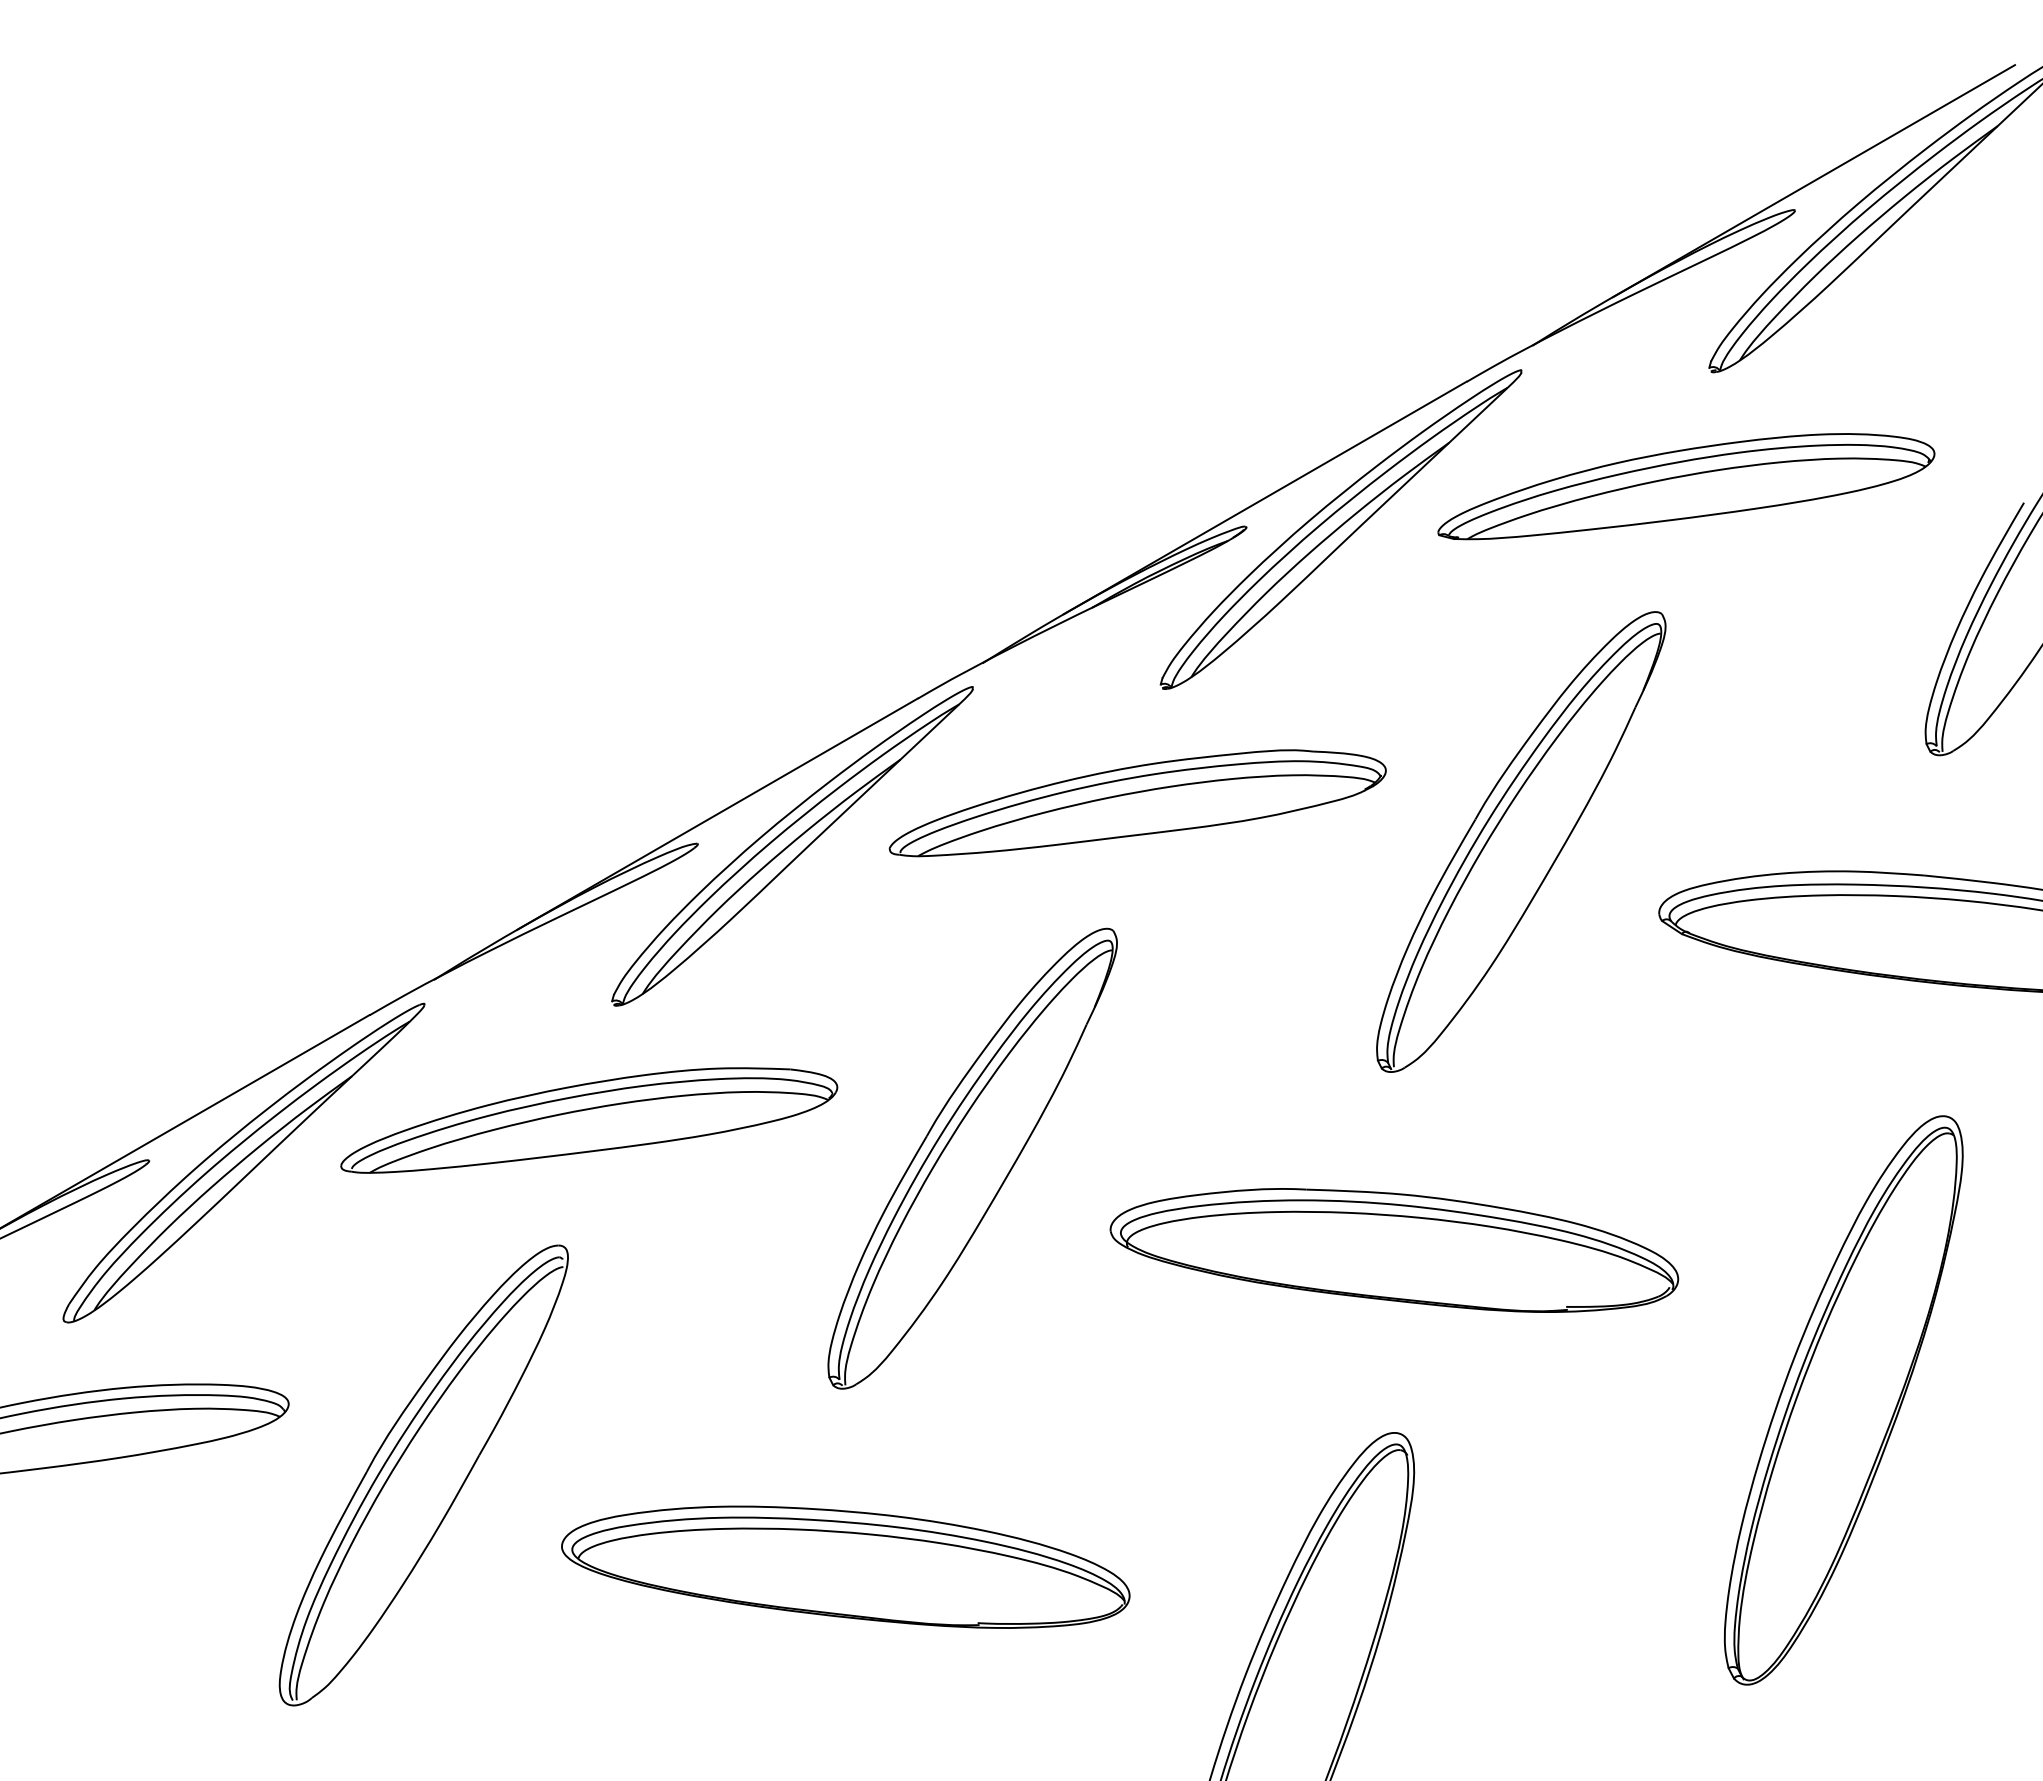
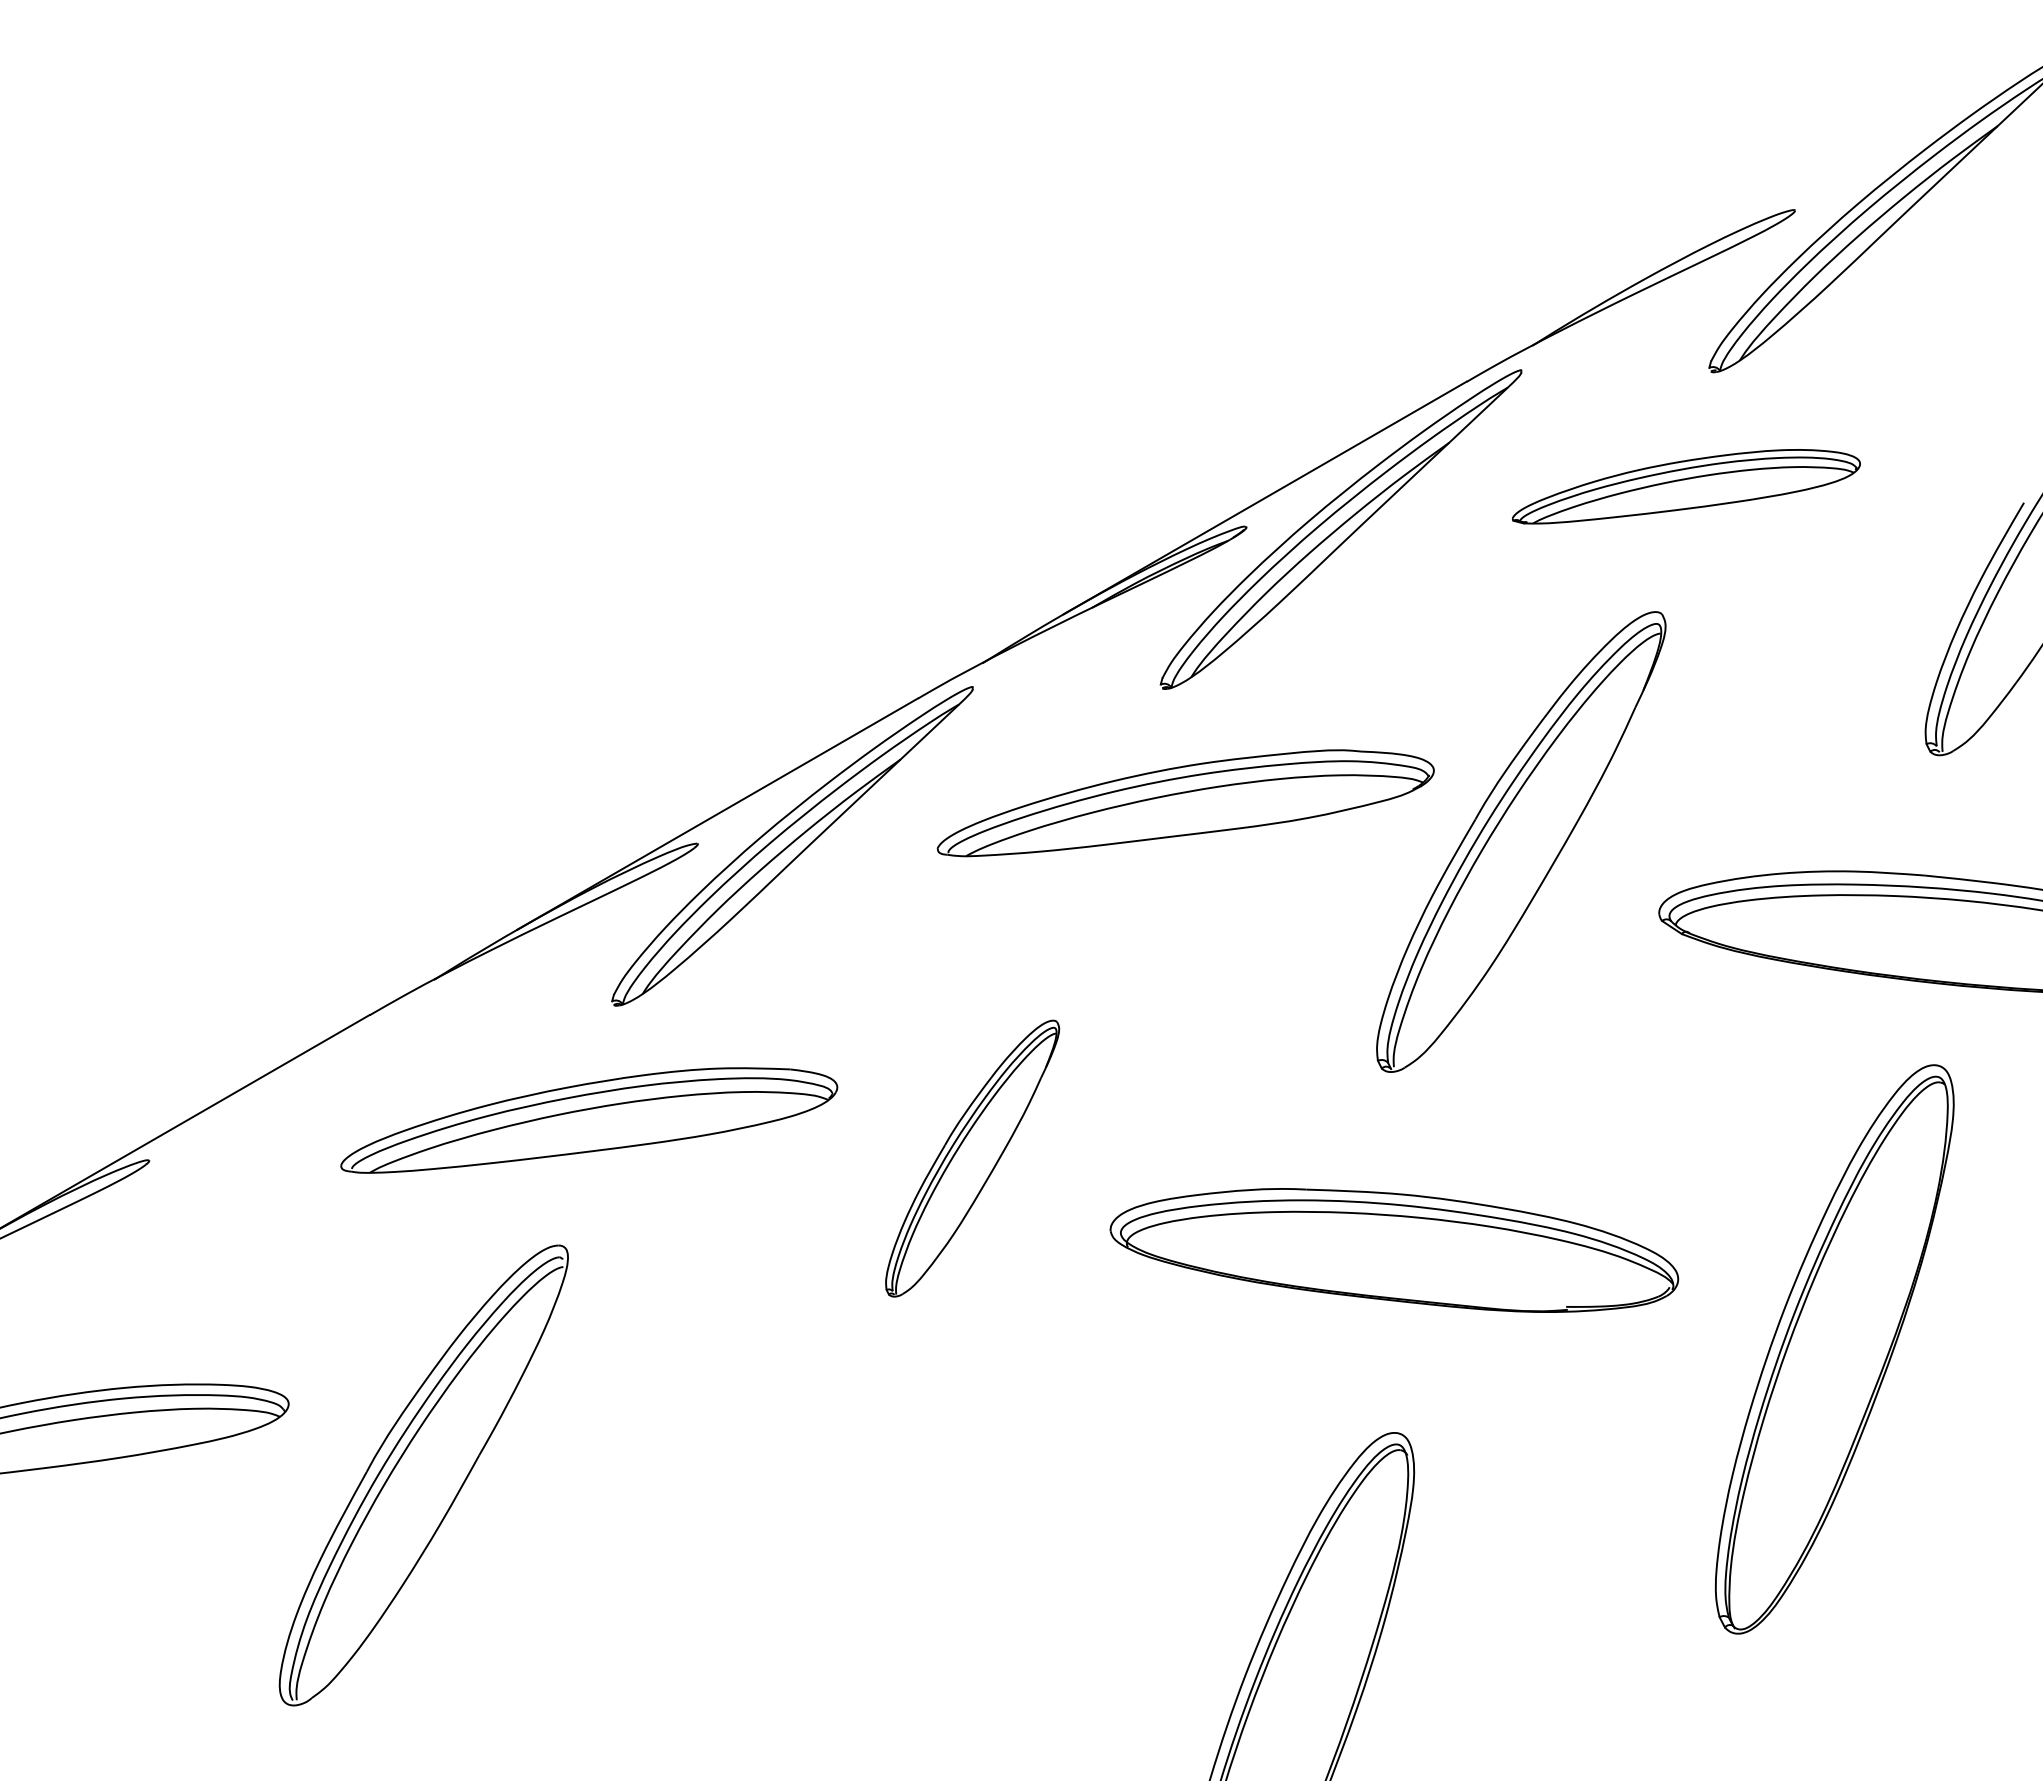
line: present -> none (1813, 181)
part size: 499x108 px -> 349x76 px (1686, 486)
part position: (1137, 803) -> (1185, 803) (1185, 803)
part size: 291x463 px -> 176x279 px (972, 1158)
part: present -> none (243, 1162)
part position: (1843, 1400) -> (1834, 1349) (1834, 1349)
part: present -> none (845, 1566)
